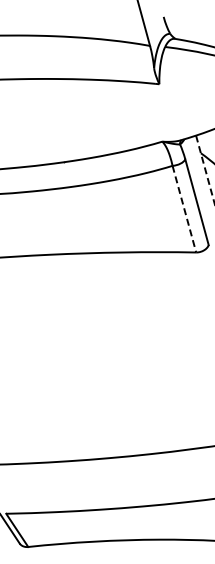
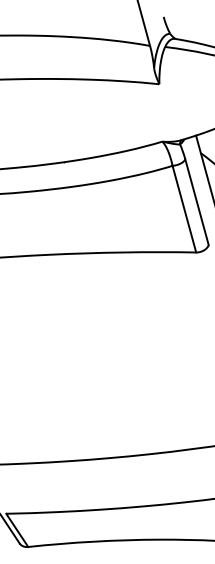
line: dashed -> solid (205, 170)
line: dashed -> solid (184, 209)
